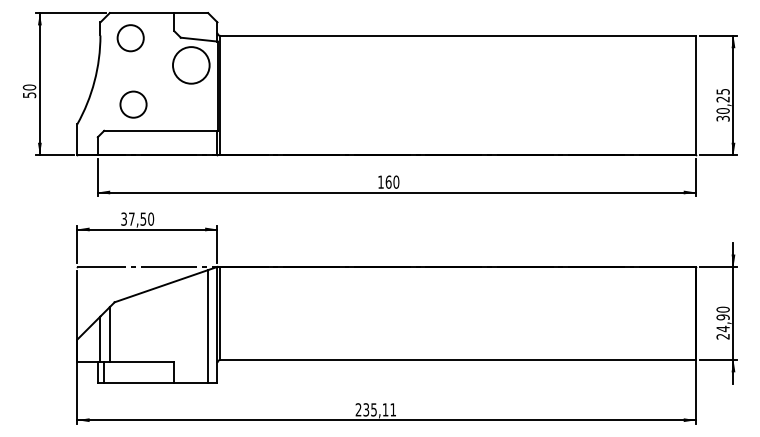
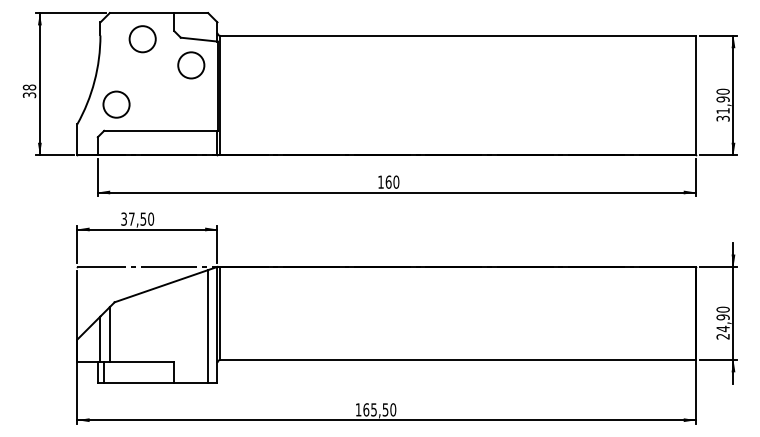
circle position: (130, 38) -> (142, 39) (142, 39)
circle diameter: 37 px -> 26 px (191, 65)
text: 50 -> 38 (28, 90)
text: 30,25 -> 31,90 (722, 100)
circle position: (133, 104) -> (116, 104) (116, 104)
text: 235,11 -> 165,50 (375, 409)
